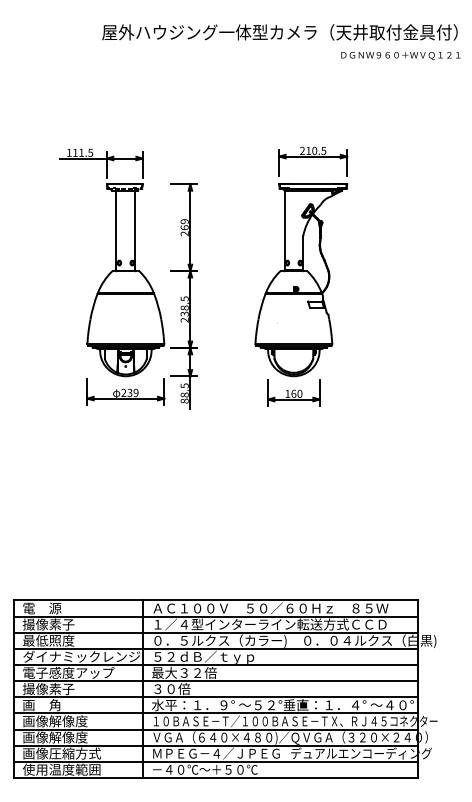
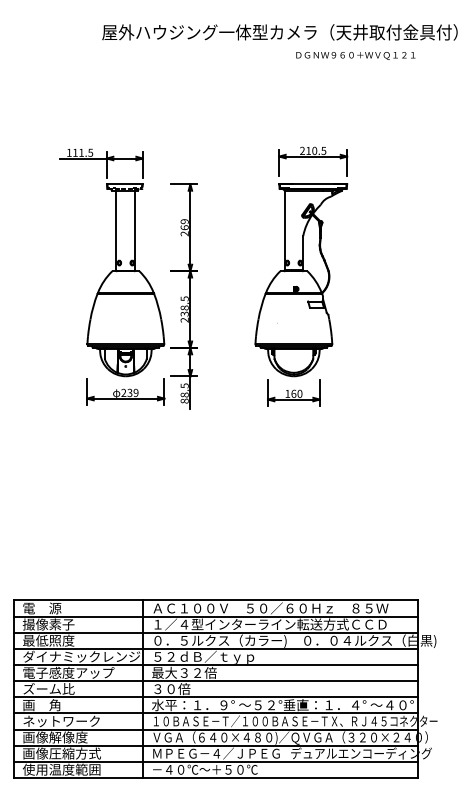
text position: (400, 55) -> (355, 55) (355, 55)
text: 撮像素子 -> ズーム比 (48, 689)
text: 画像解像度 -> ネットワーク (61, 721)
